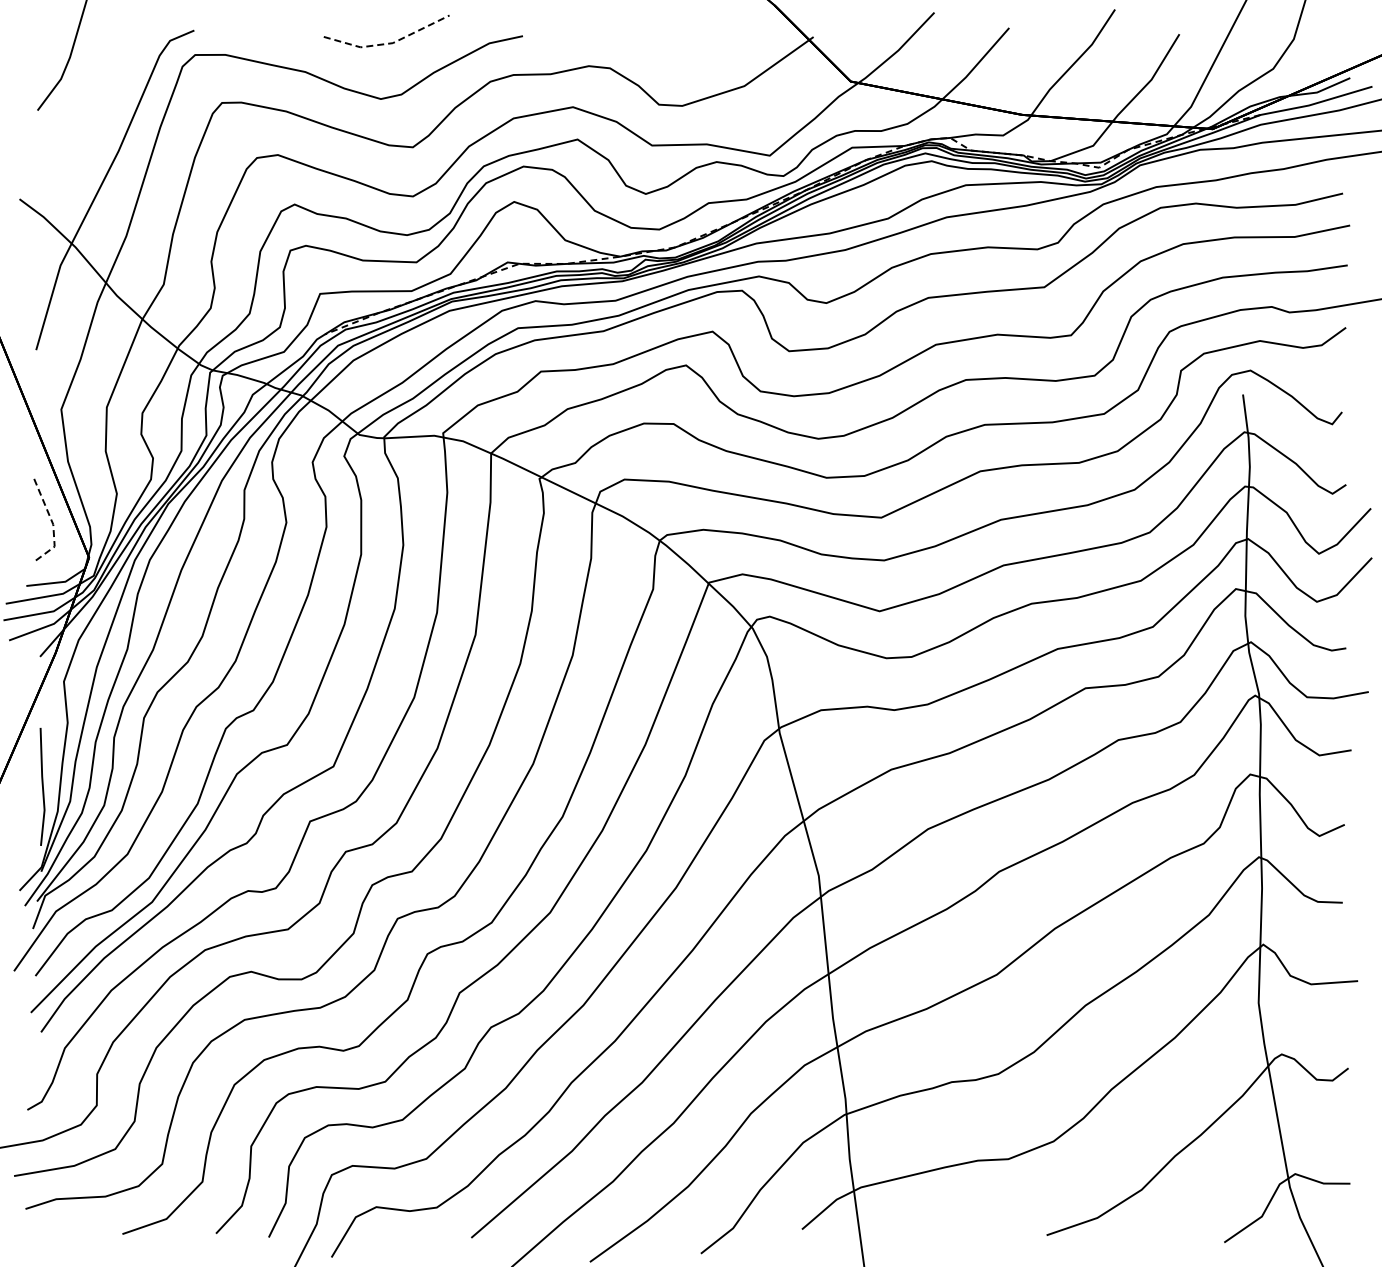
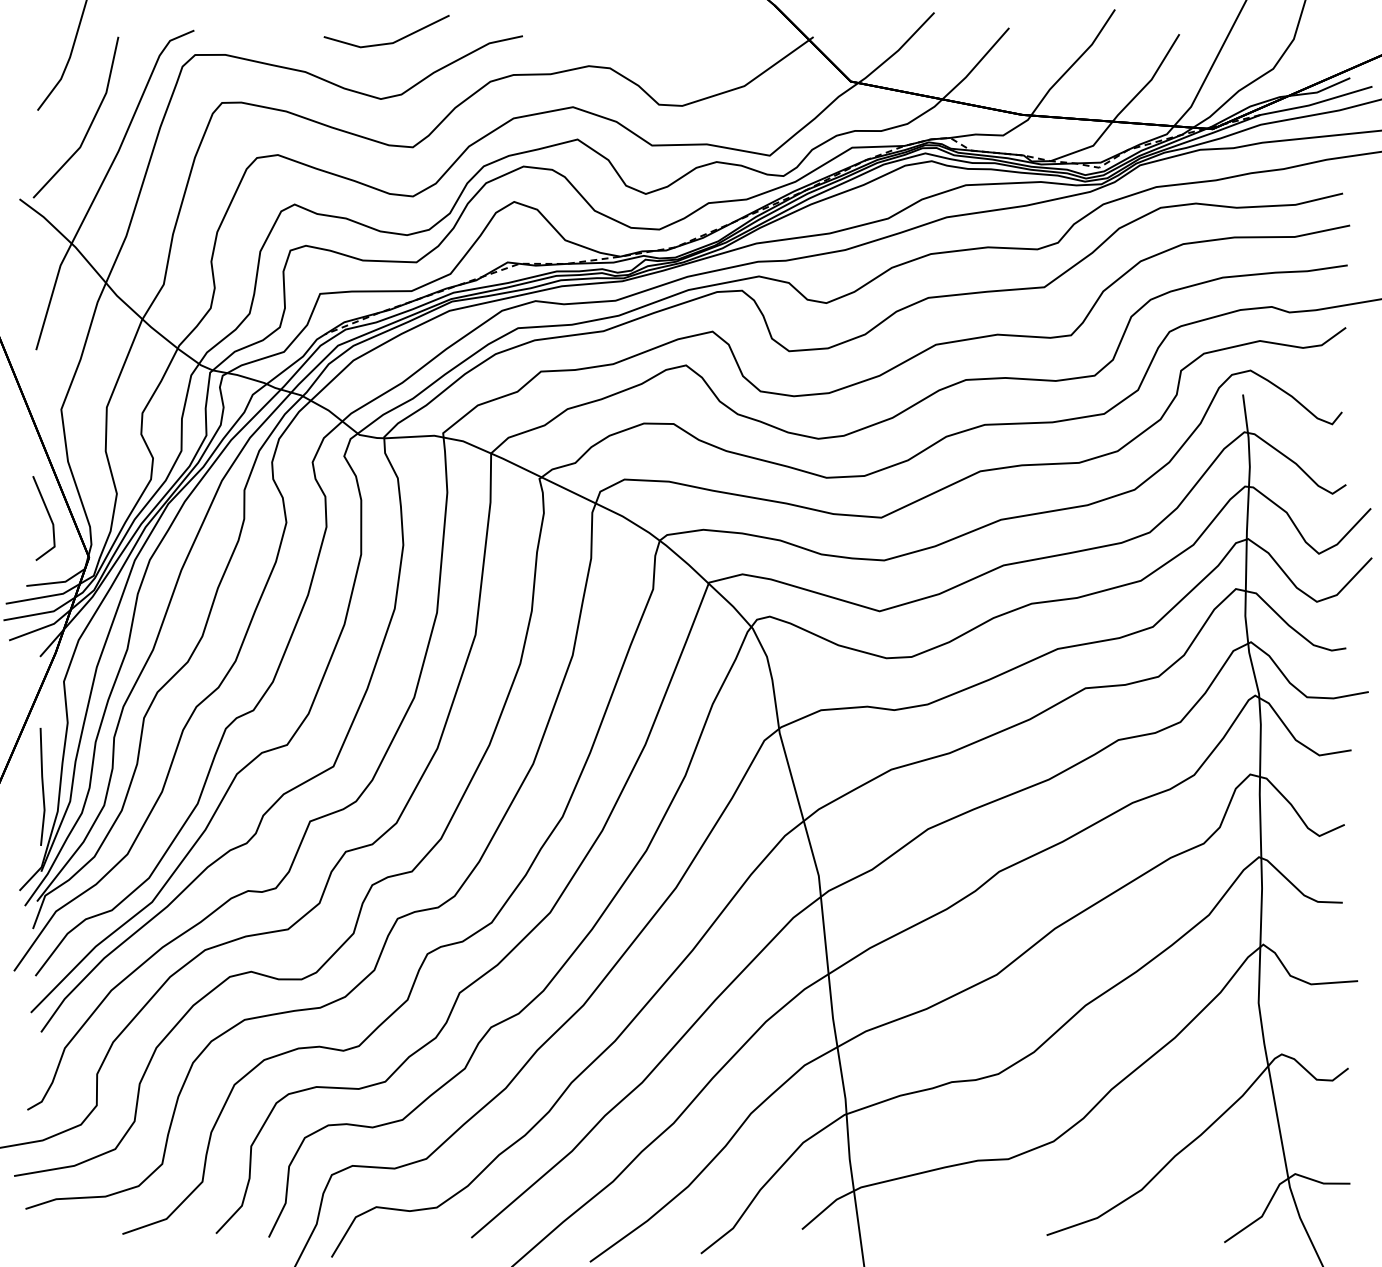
line: dashed -> solid (389, 43)
line: none -> present (89, 125)
line: dashed -> solid (52, 522)
